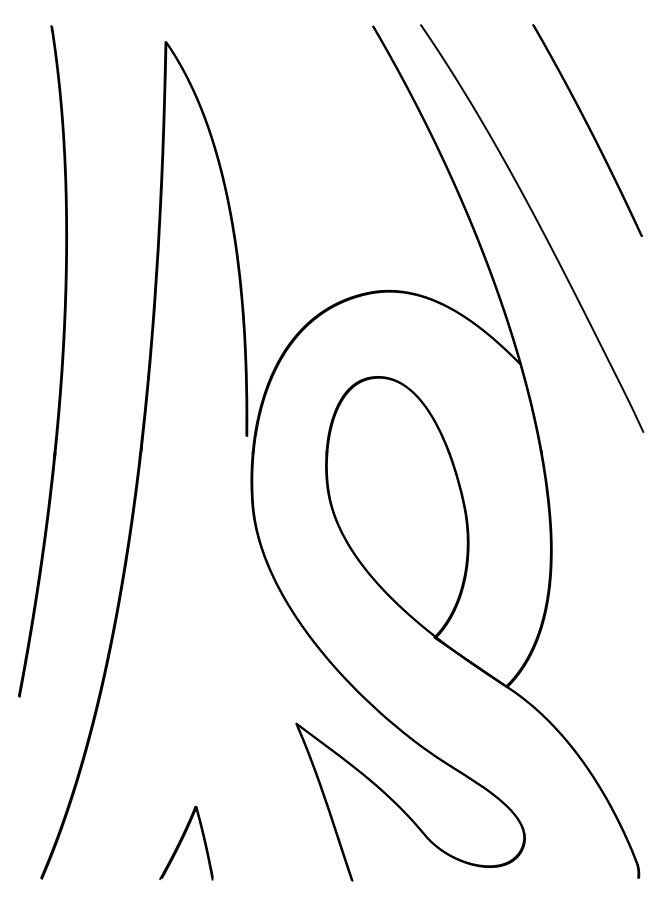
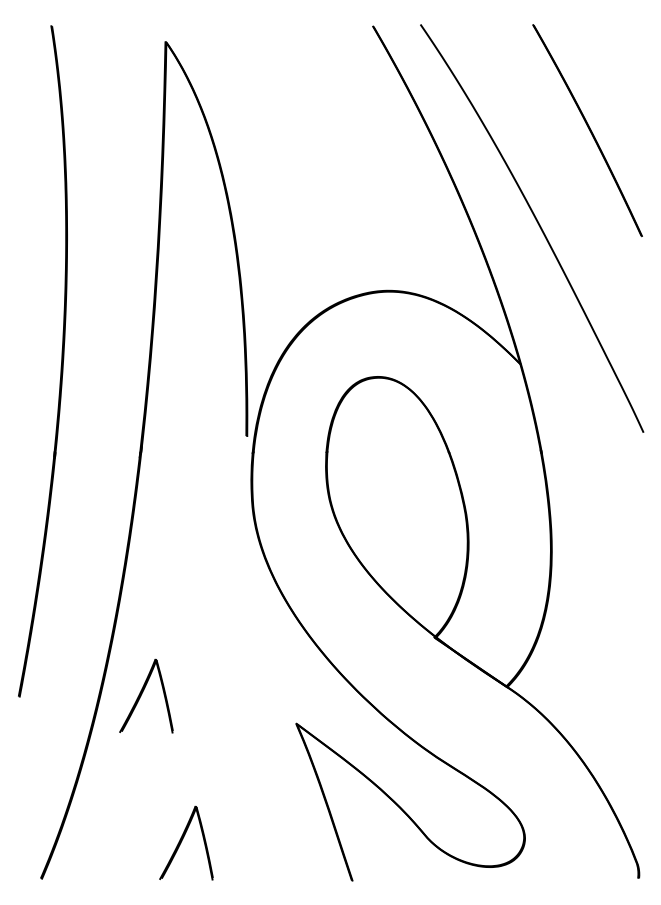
part: none -> present (146, 695)
